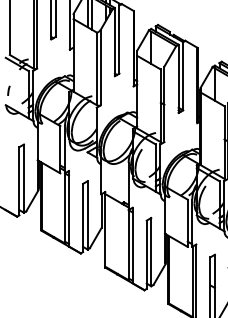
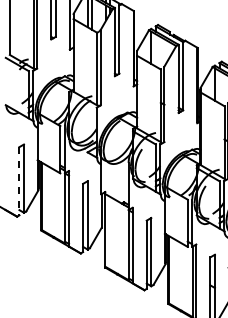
curve: present -> none (8, 90)
line: solid -> dashed (19, 181)
